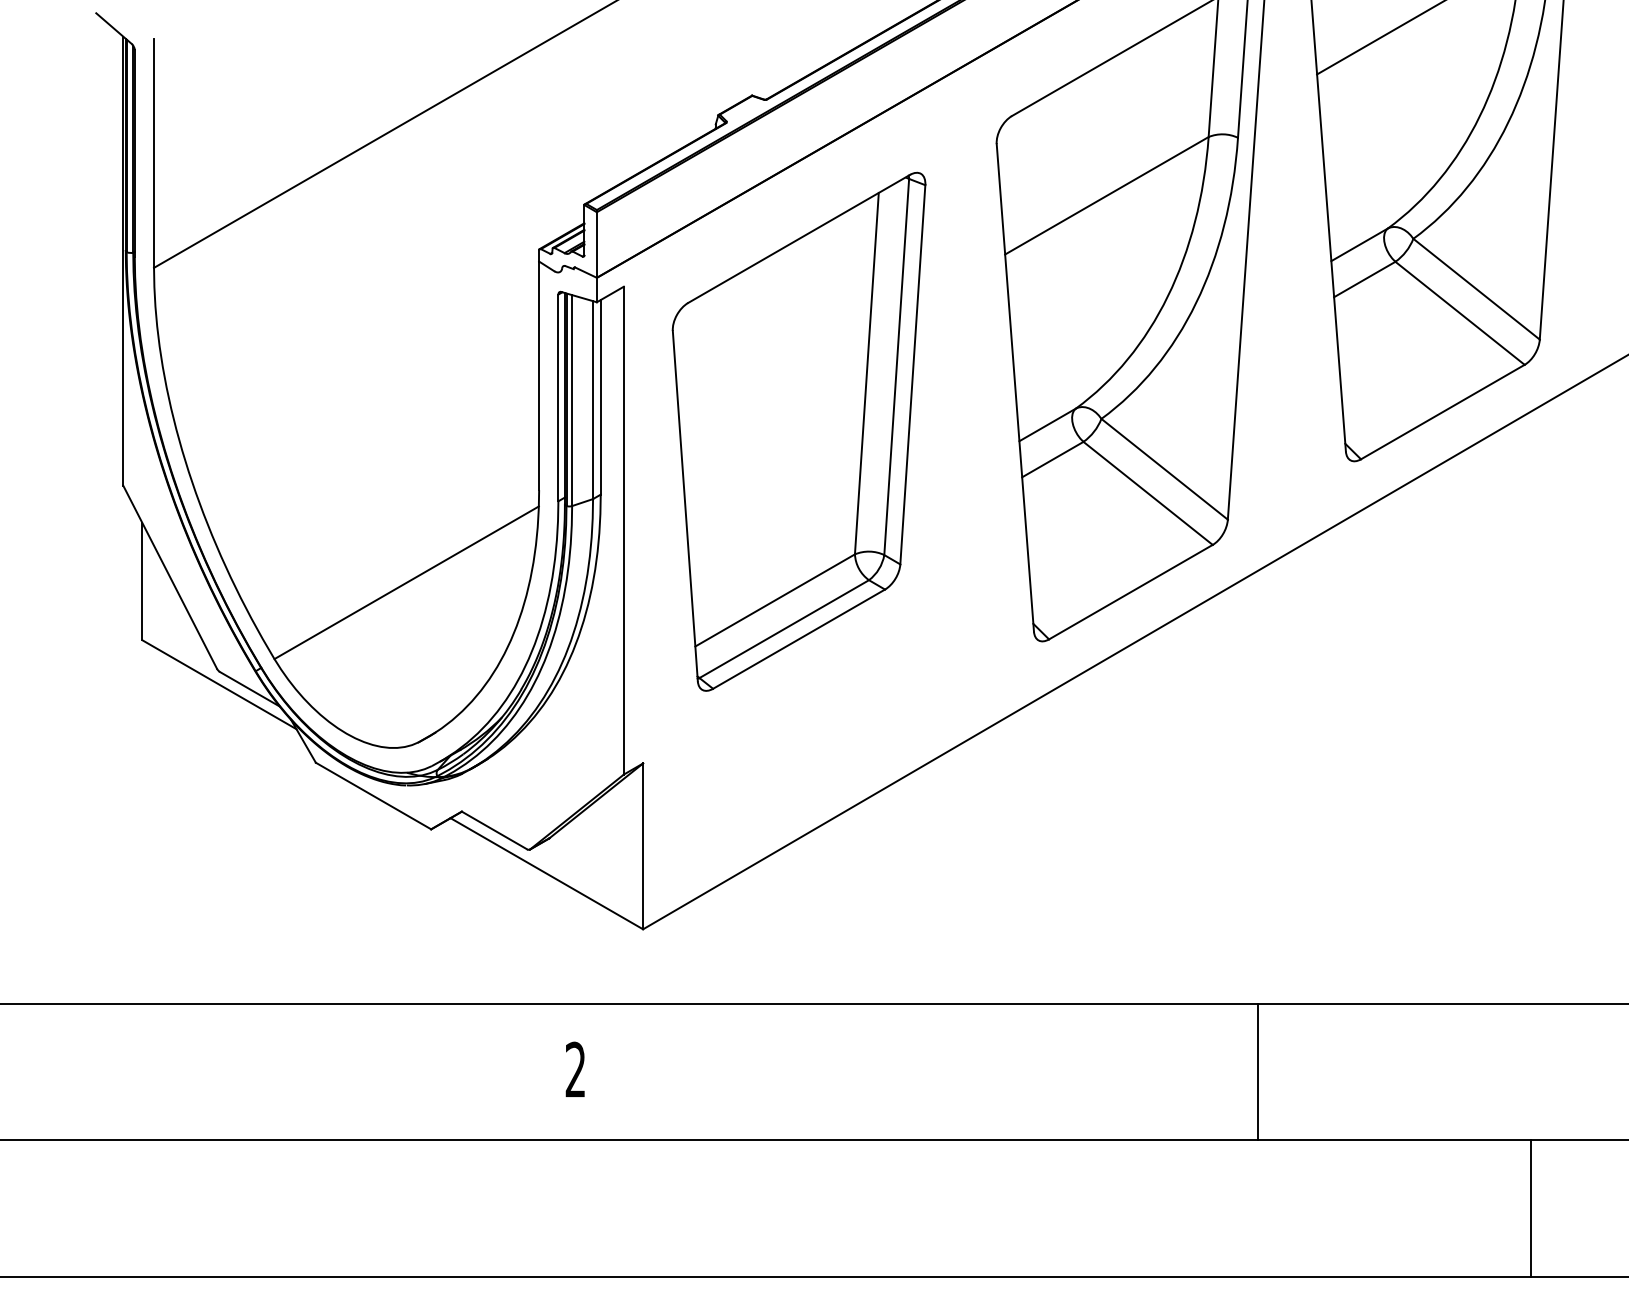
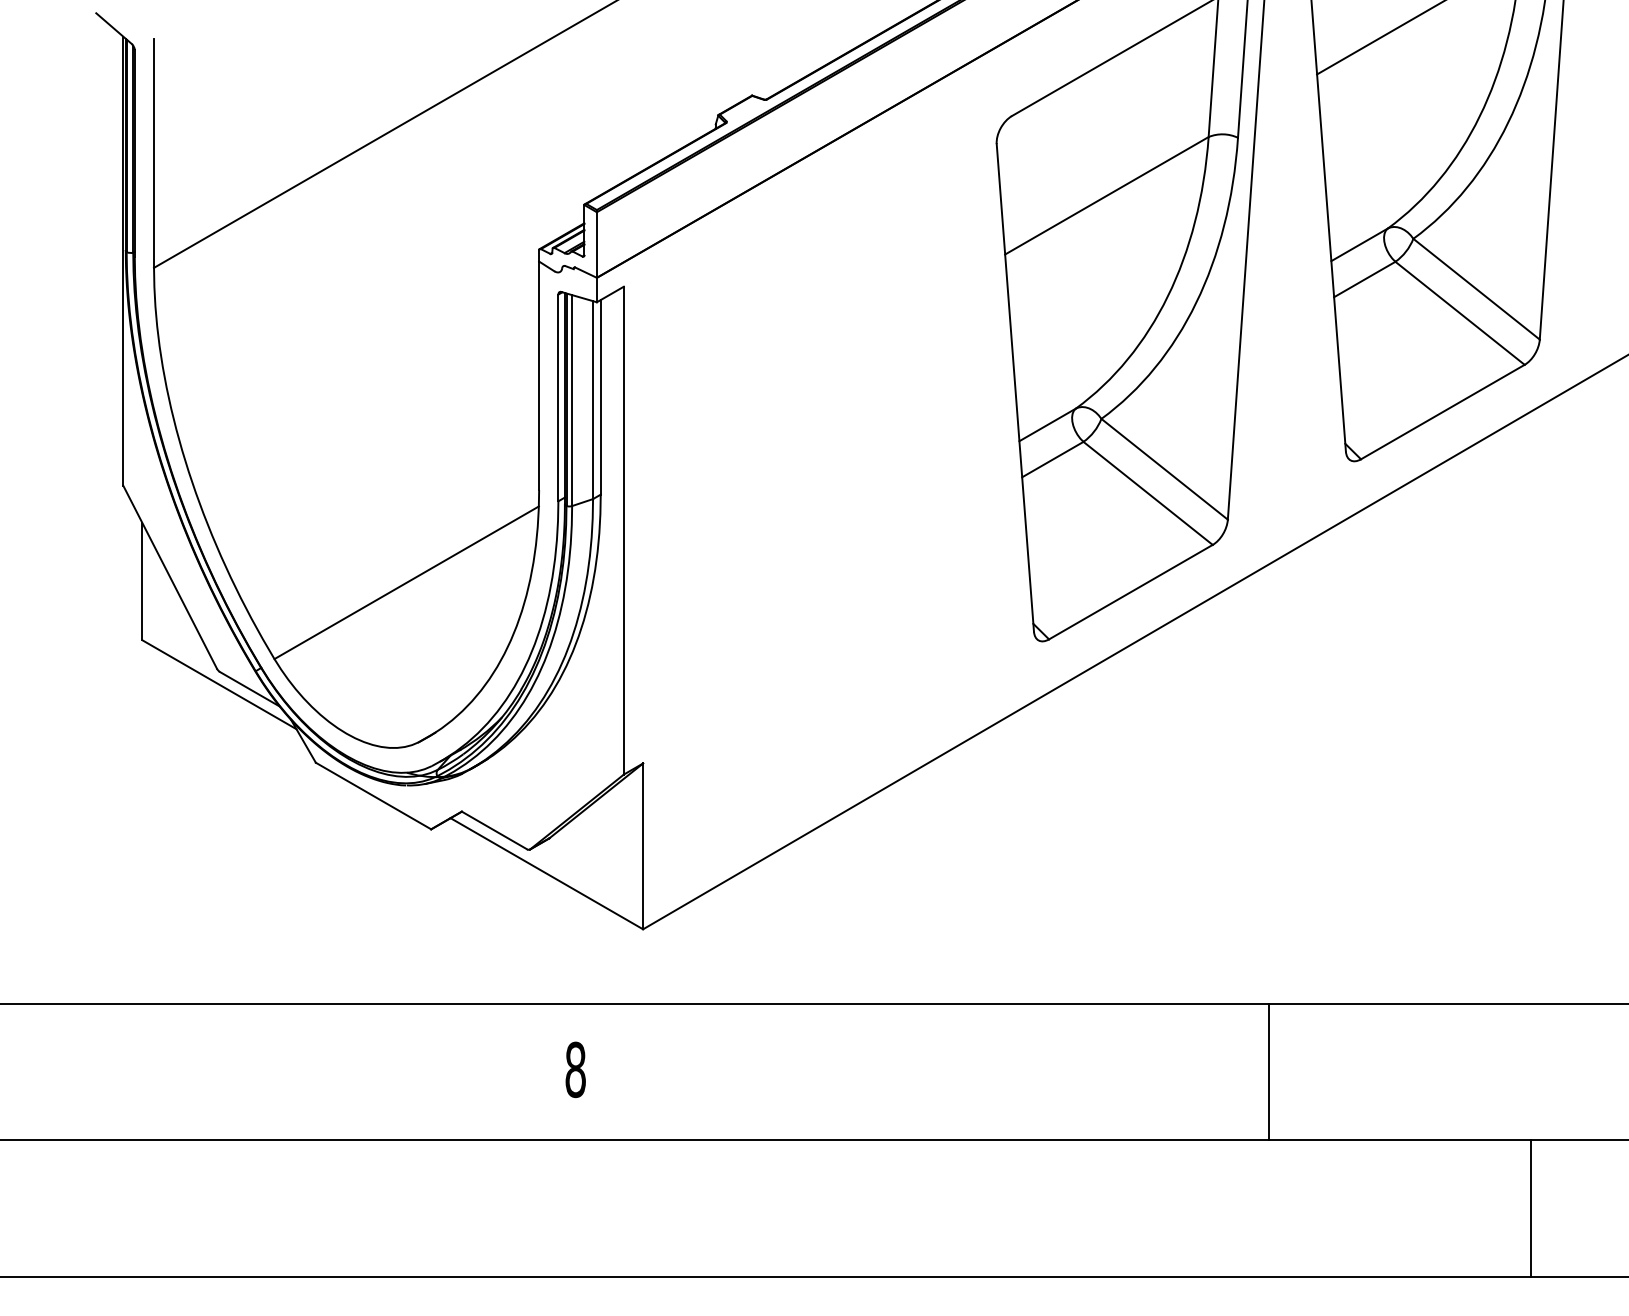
part: present -> none (798, 431)
text: 2 -> 8 (575, 1069)
line position: (1258, 1072) -> (1269, 1072) (1269, 1072)
